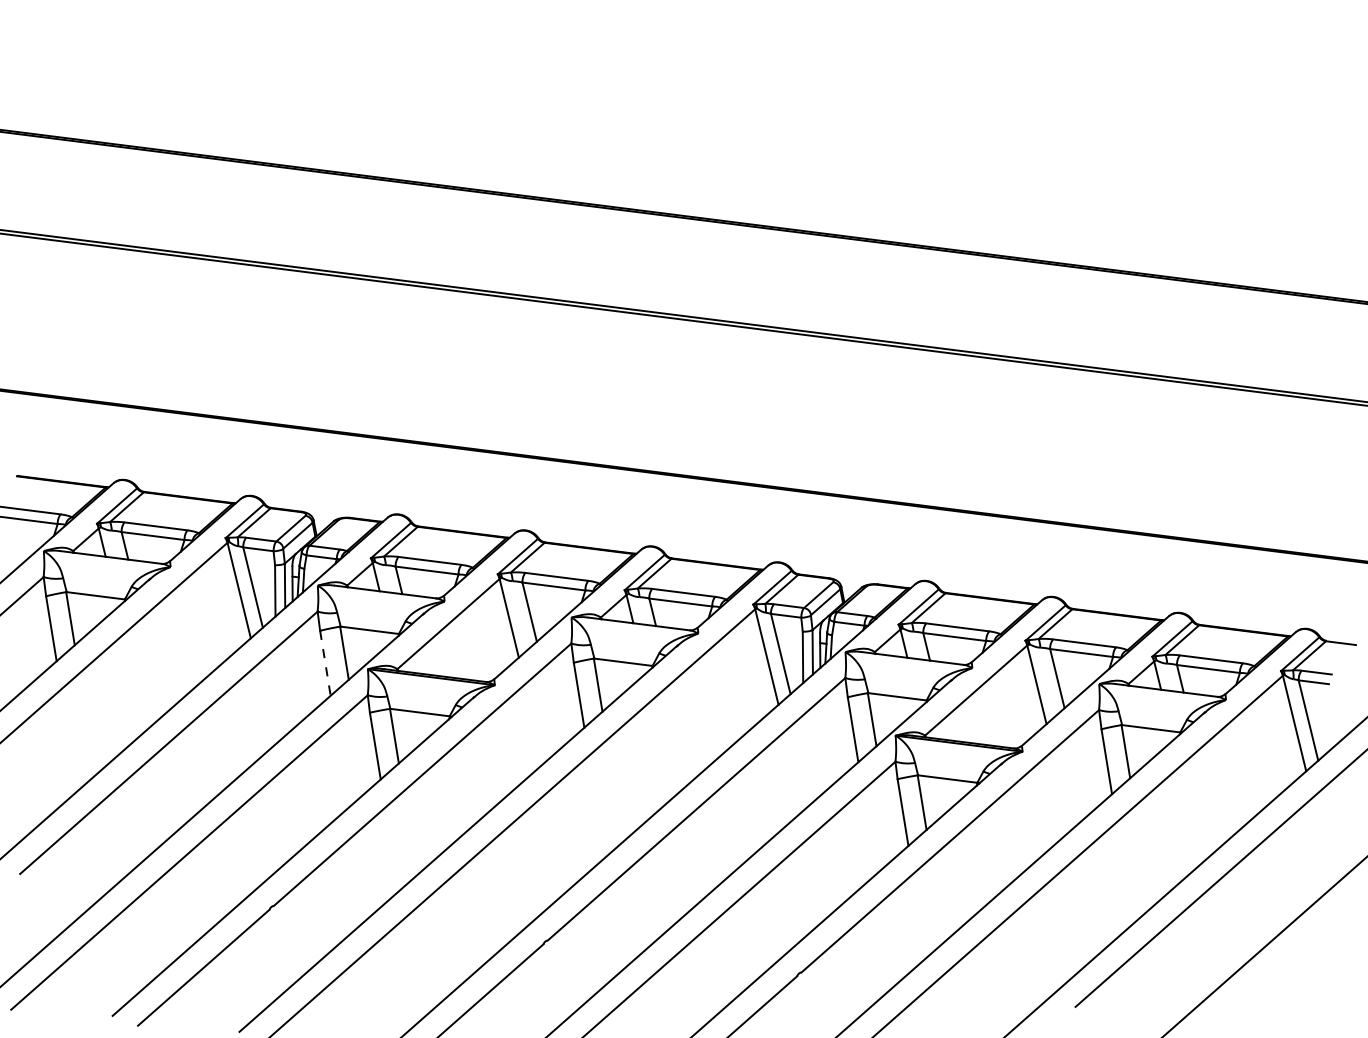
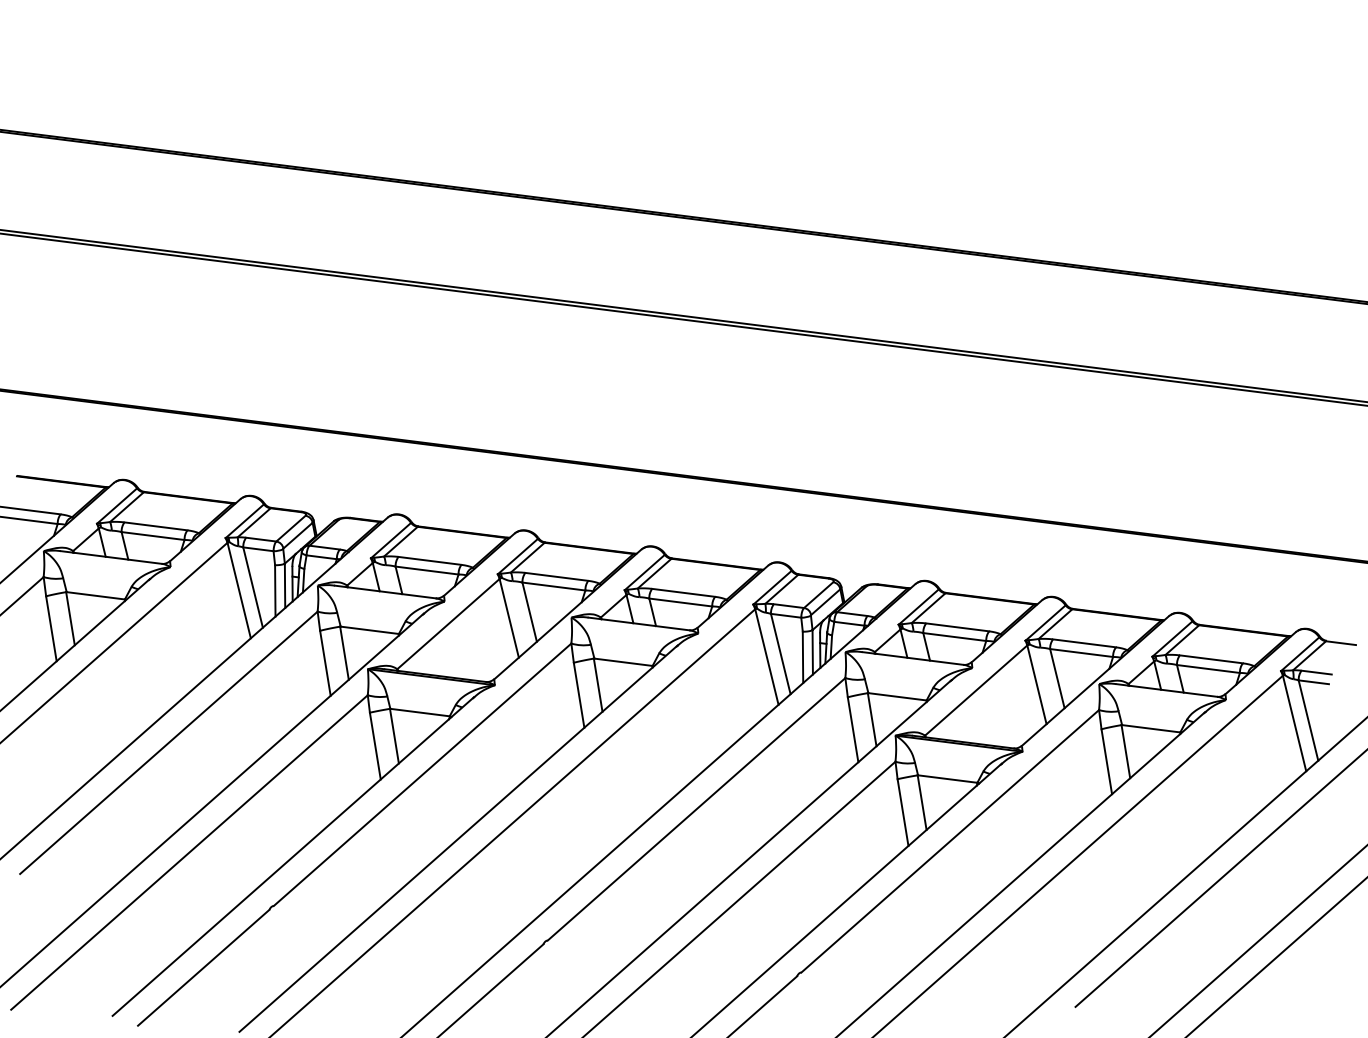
line: dashed -> solid (325, 663)
line: none -> present (1258, 940)
line position: (1264, 946) -> (1276, 956) (1276, 956)
